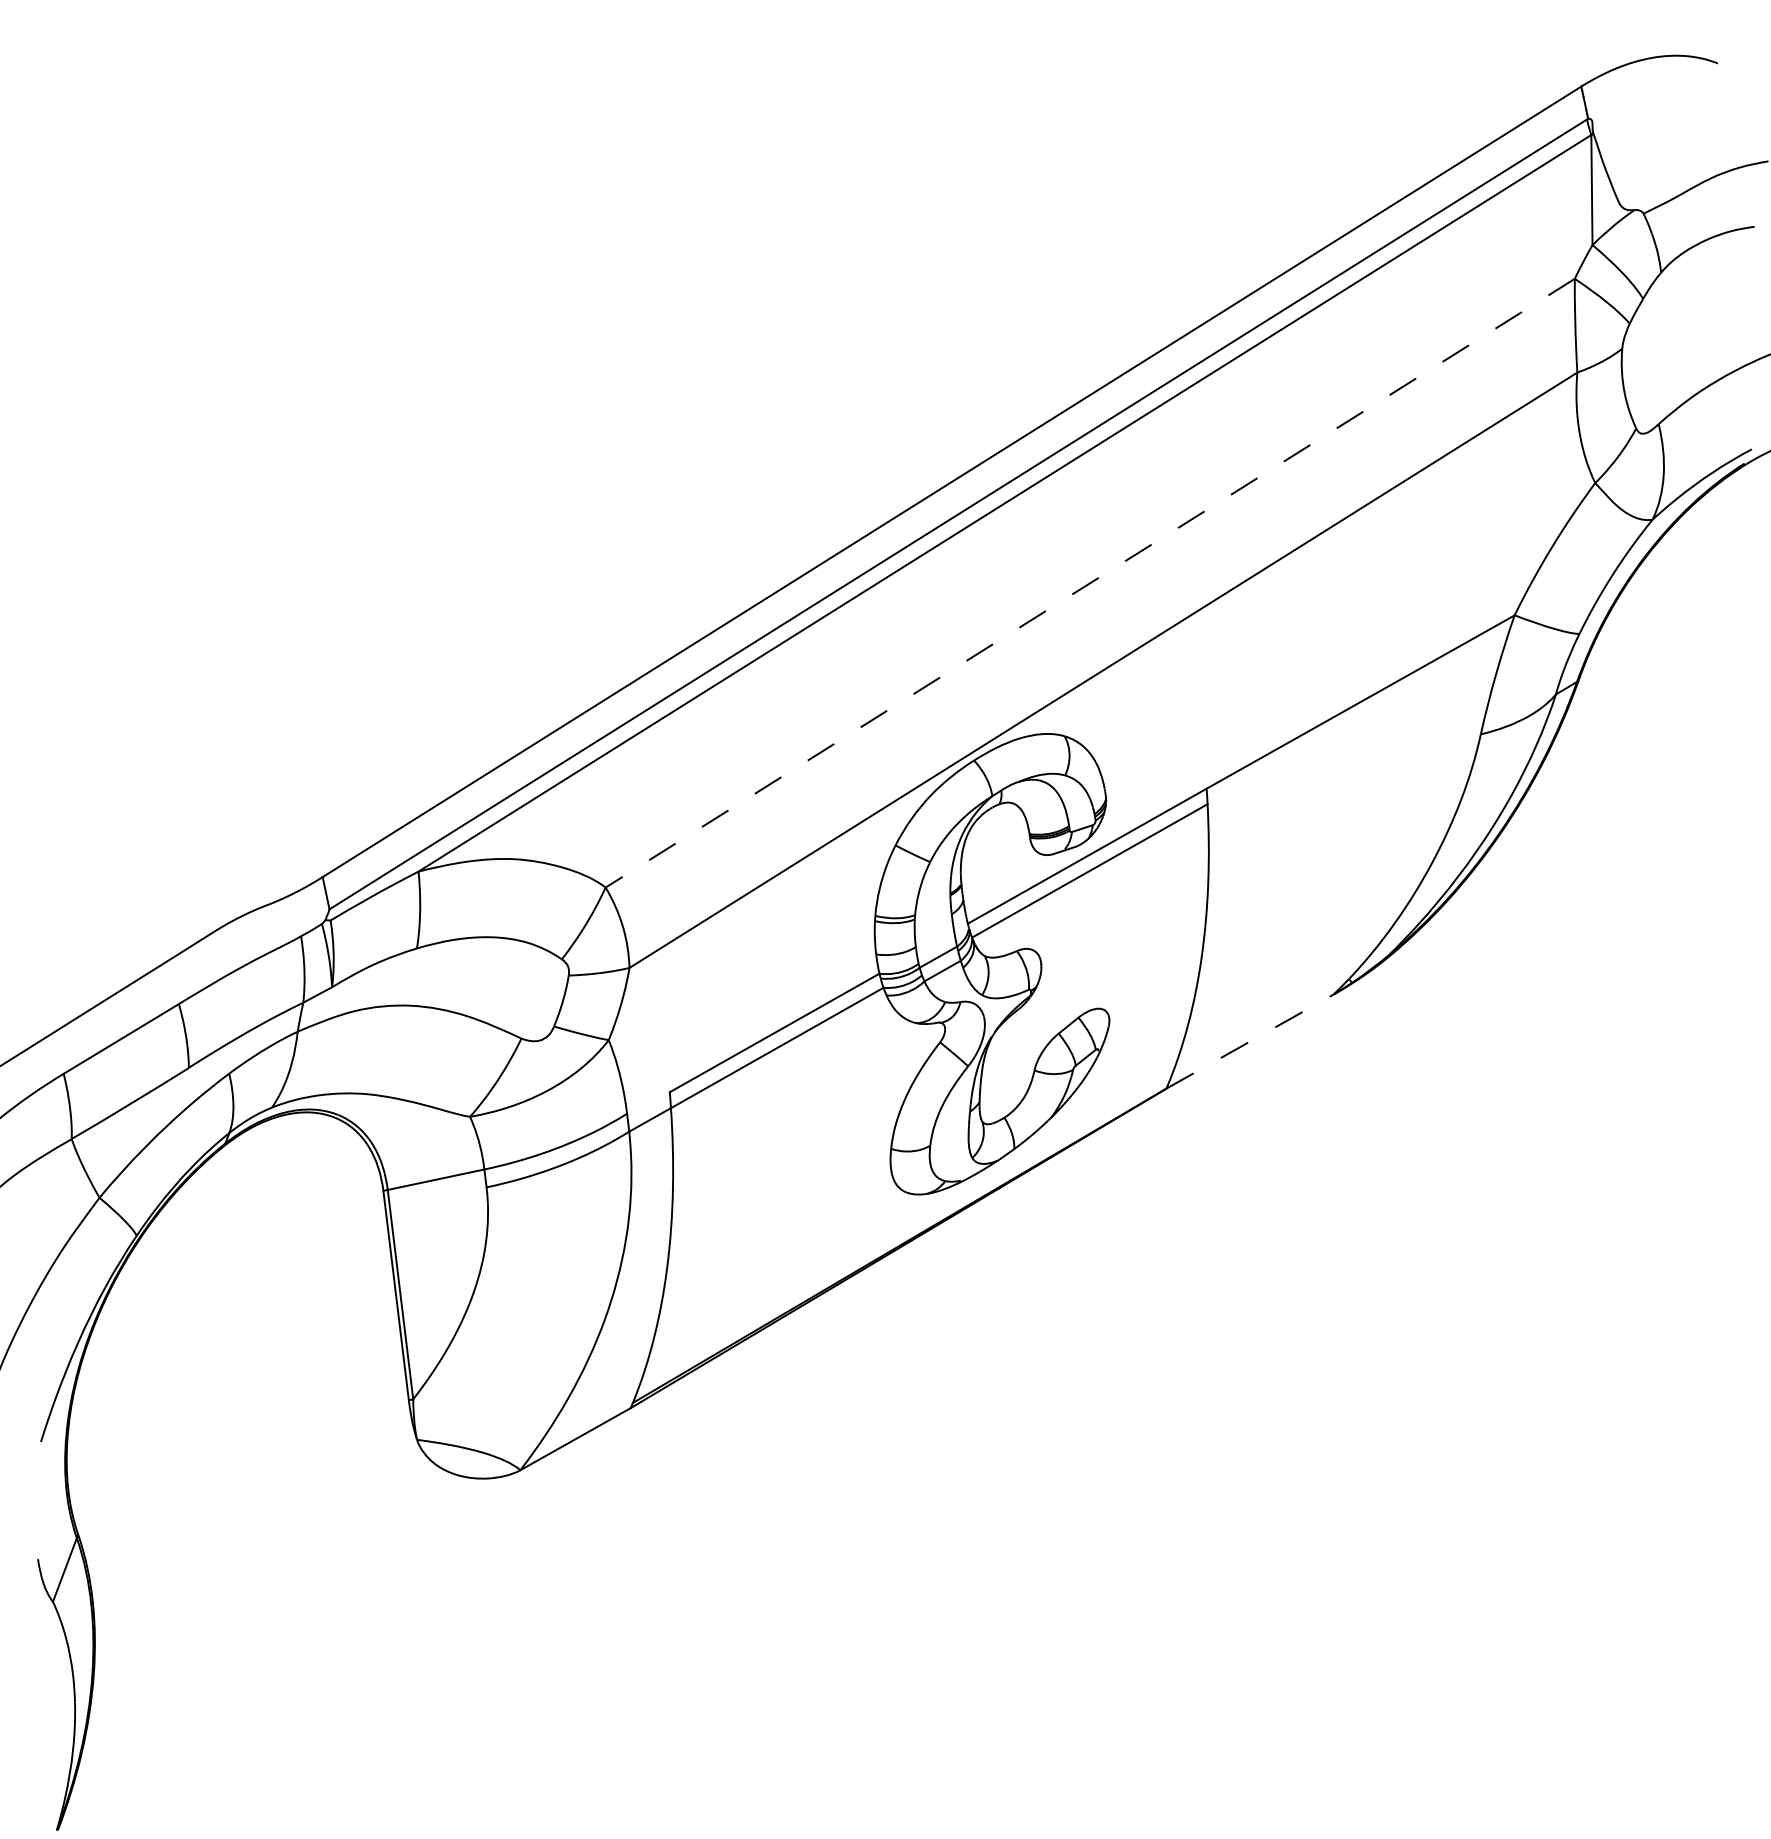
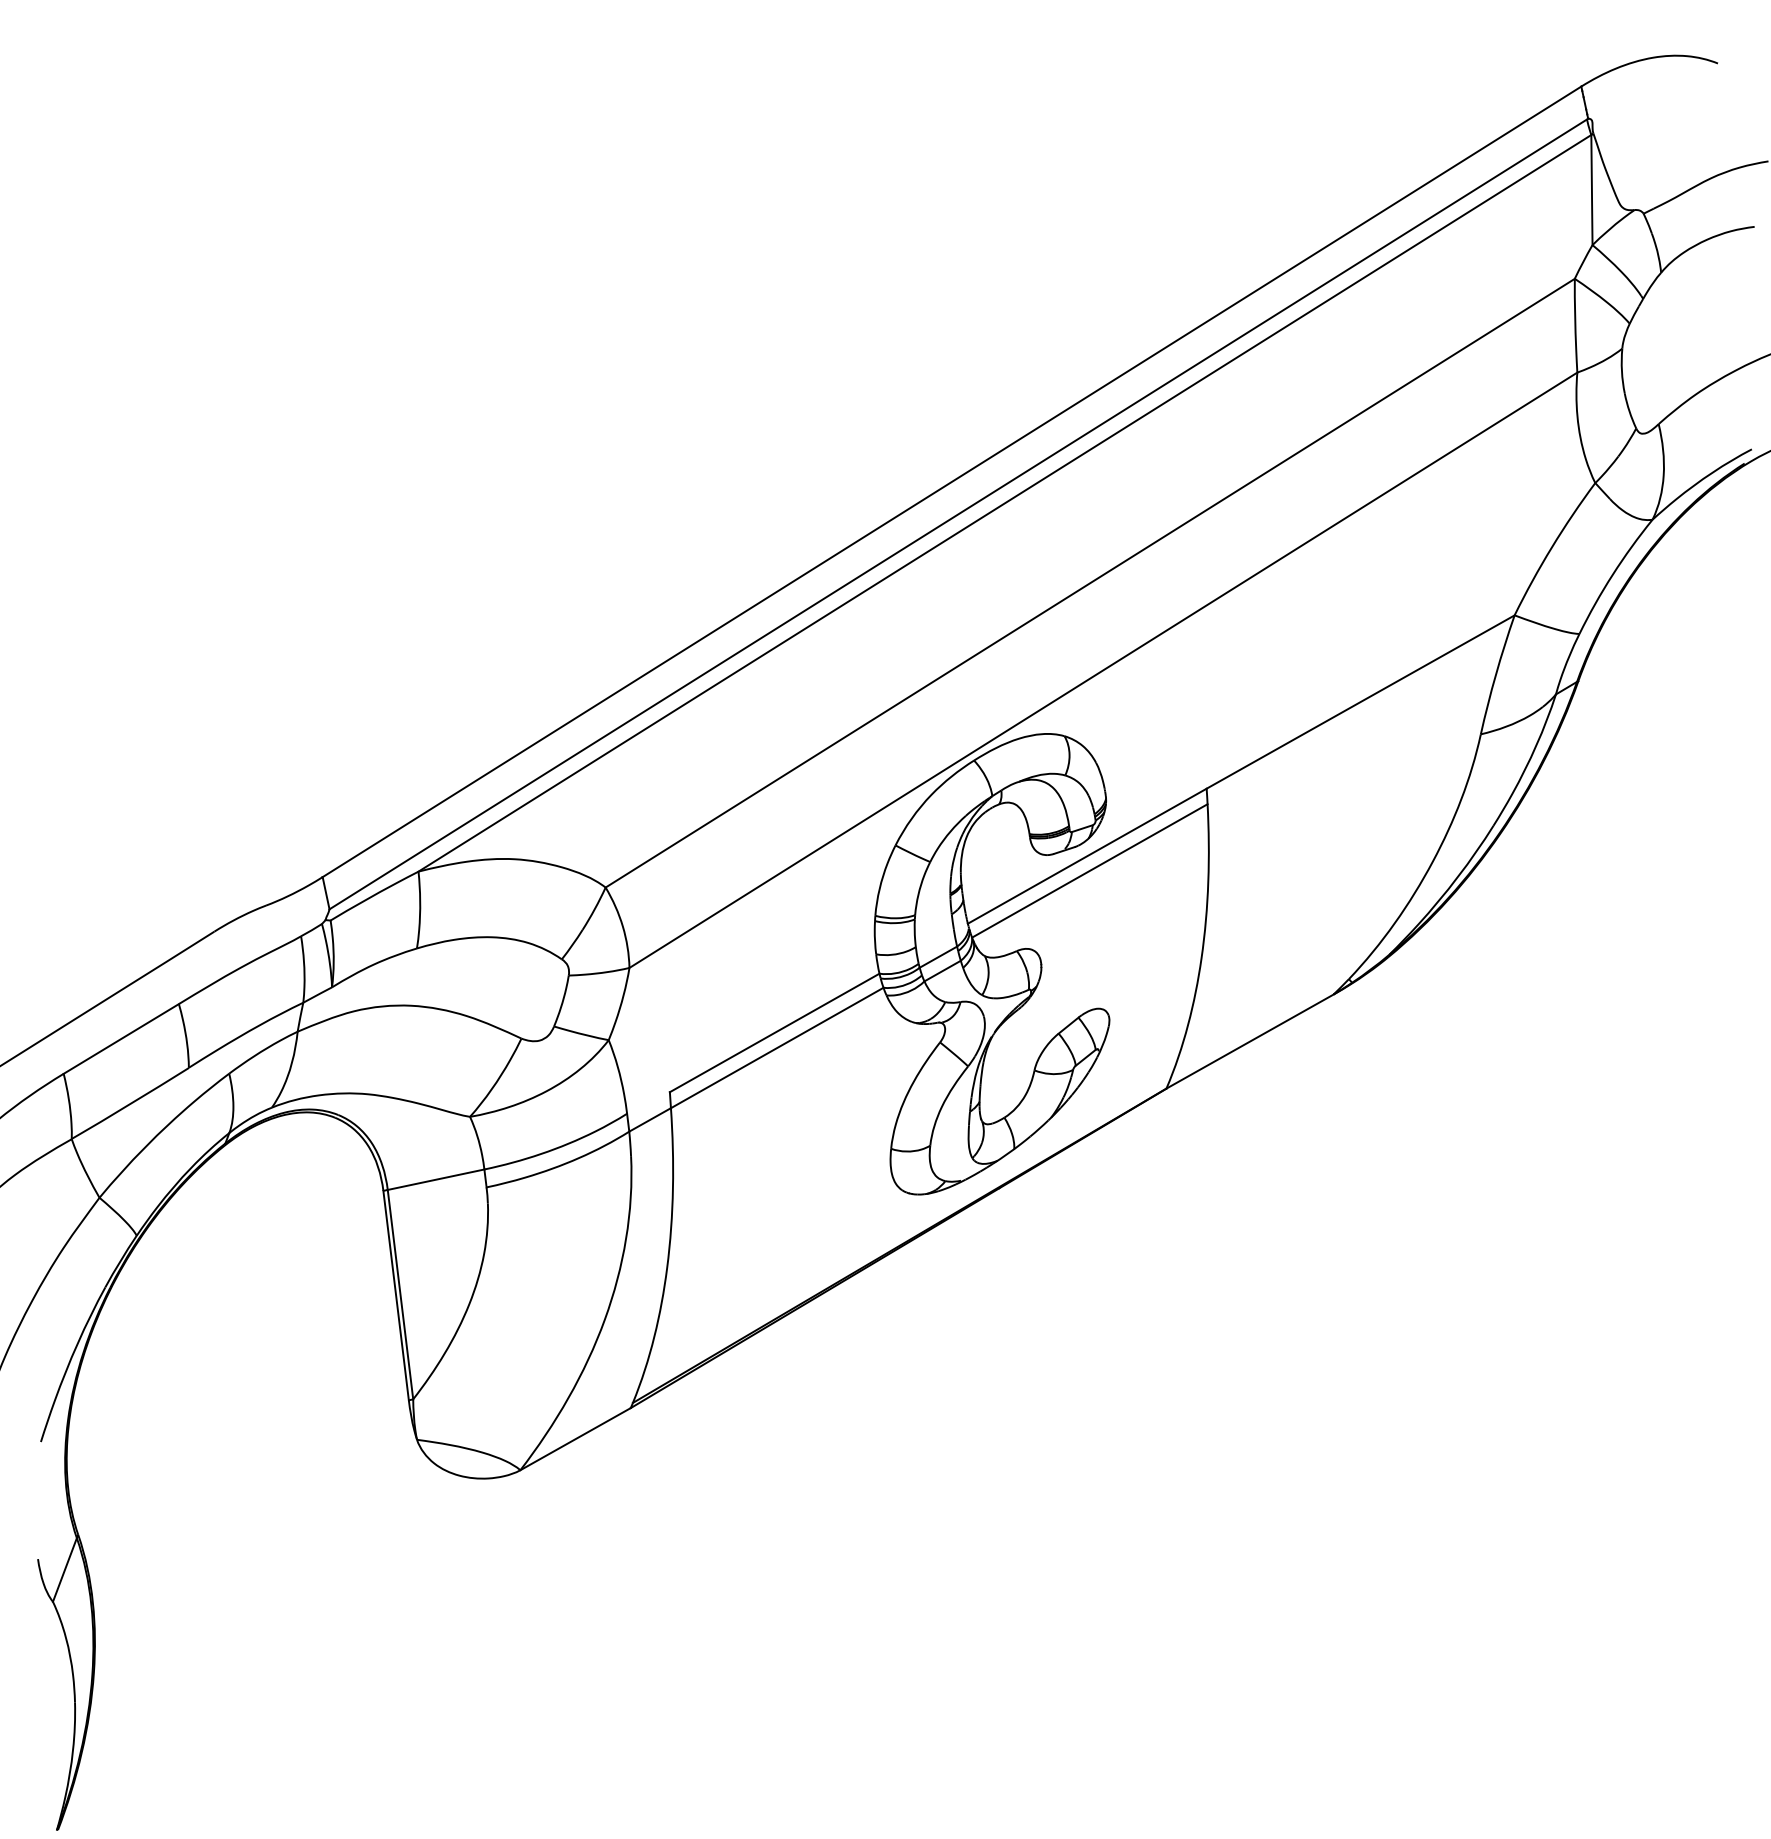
line: dashed -> solid (1089, 583)
line: dashed -> solid (1250, 1041)
